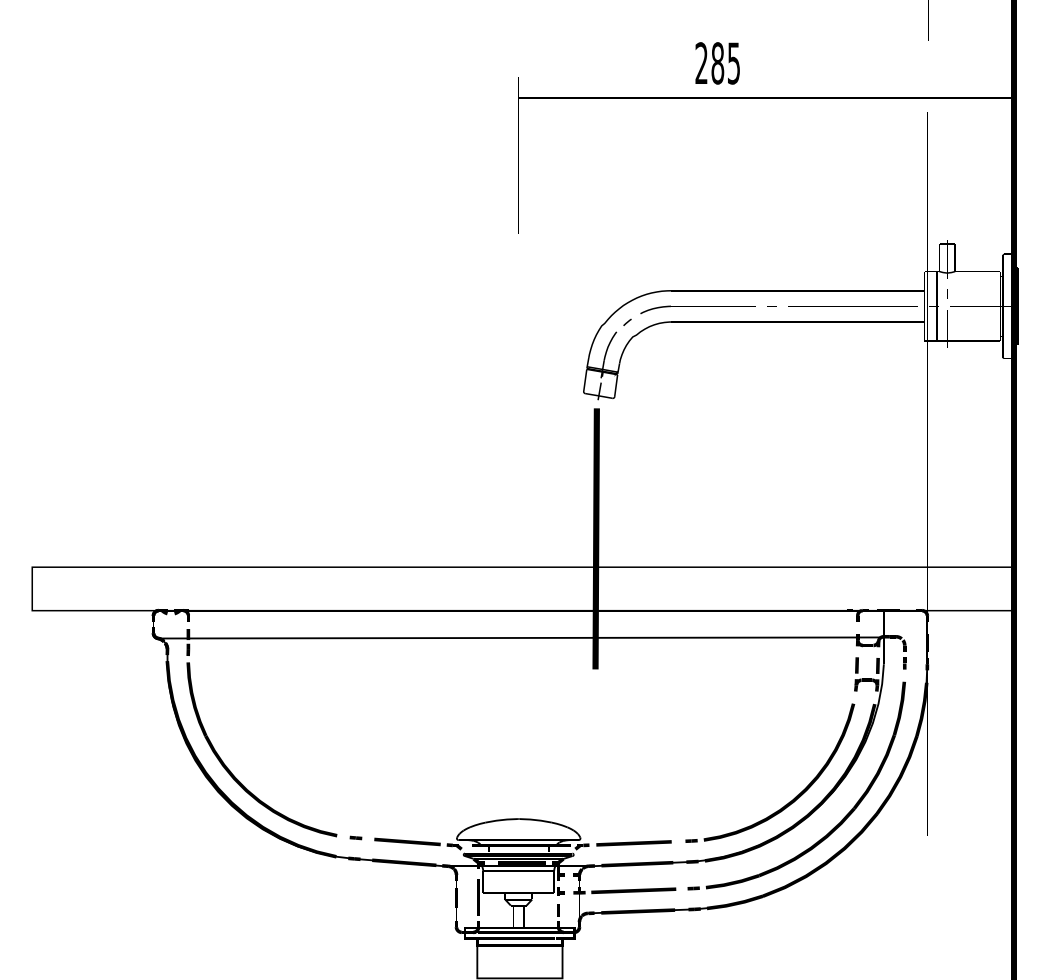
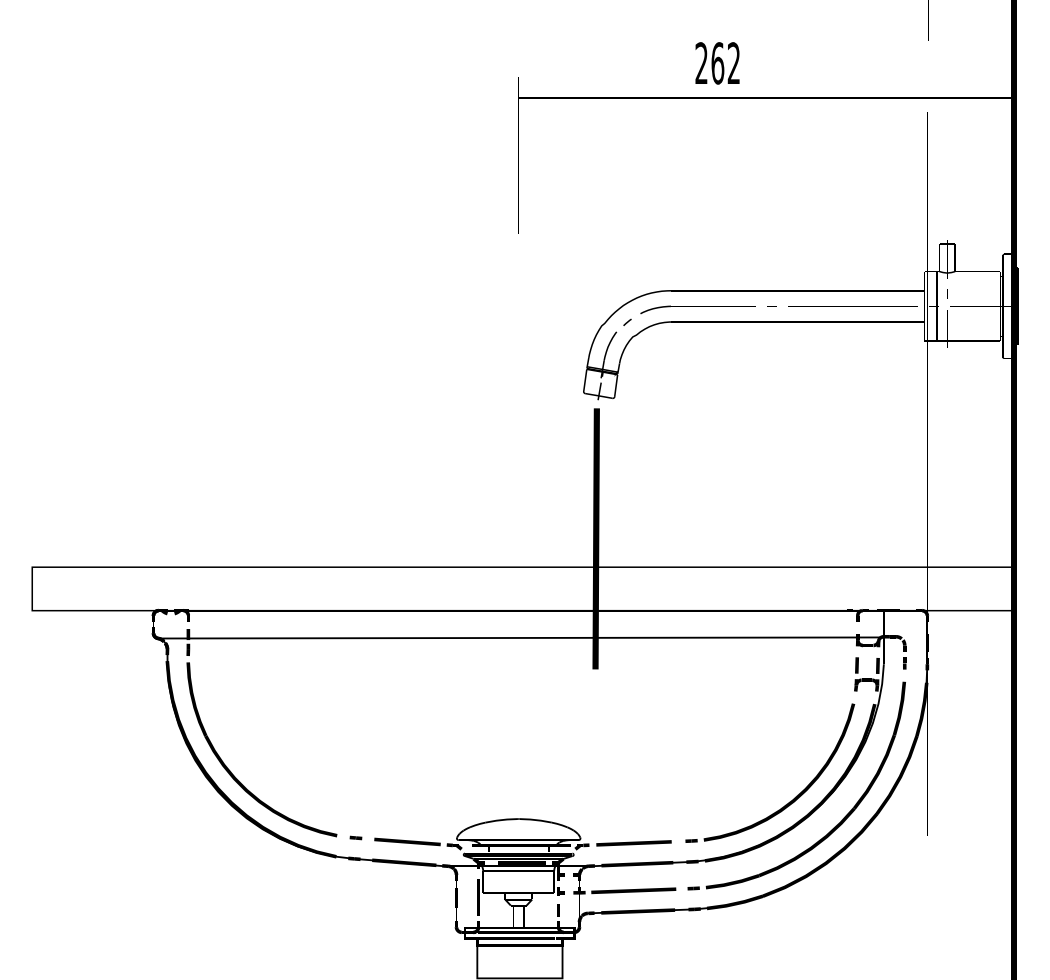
text: 285 -> 262 (725, 63)
